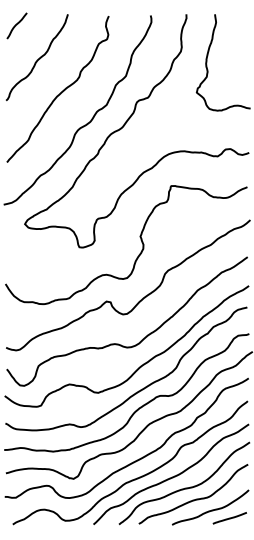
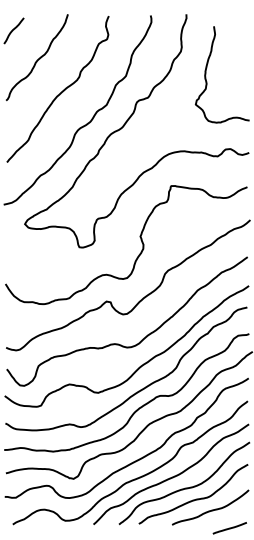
curve position: (16, 25) -> (13, 30) (13, 30)
curve position: (207, 62) -> (206, 74) (206, 74)
line position: (229, 518) -> (229, 528) (229, 528)
